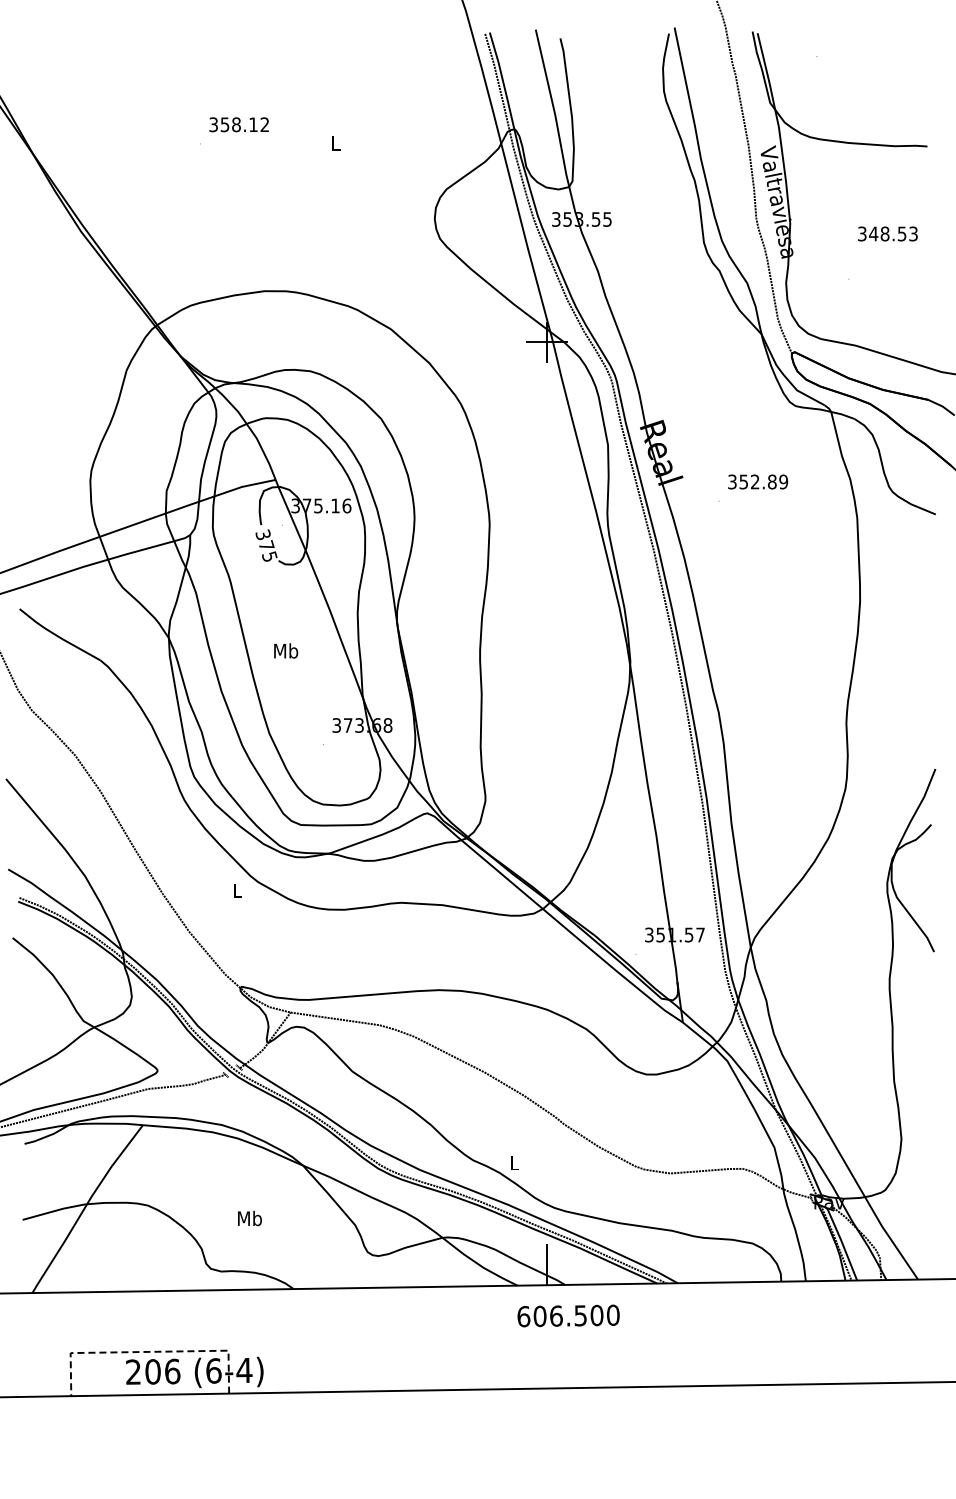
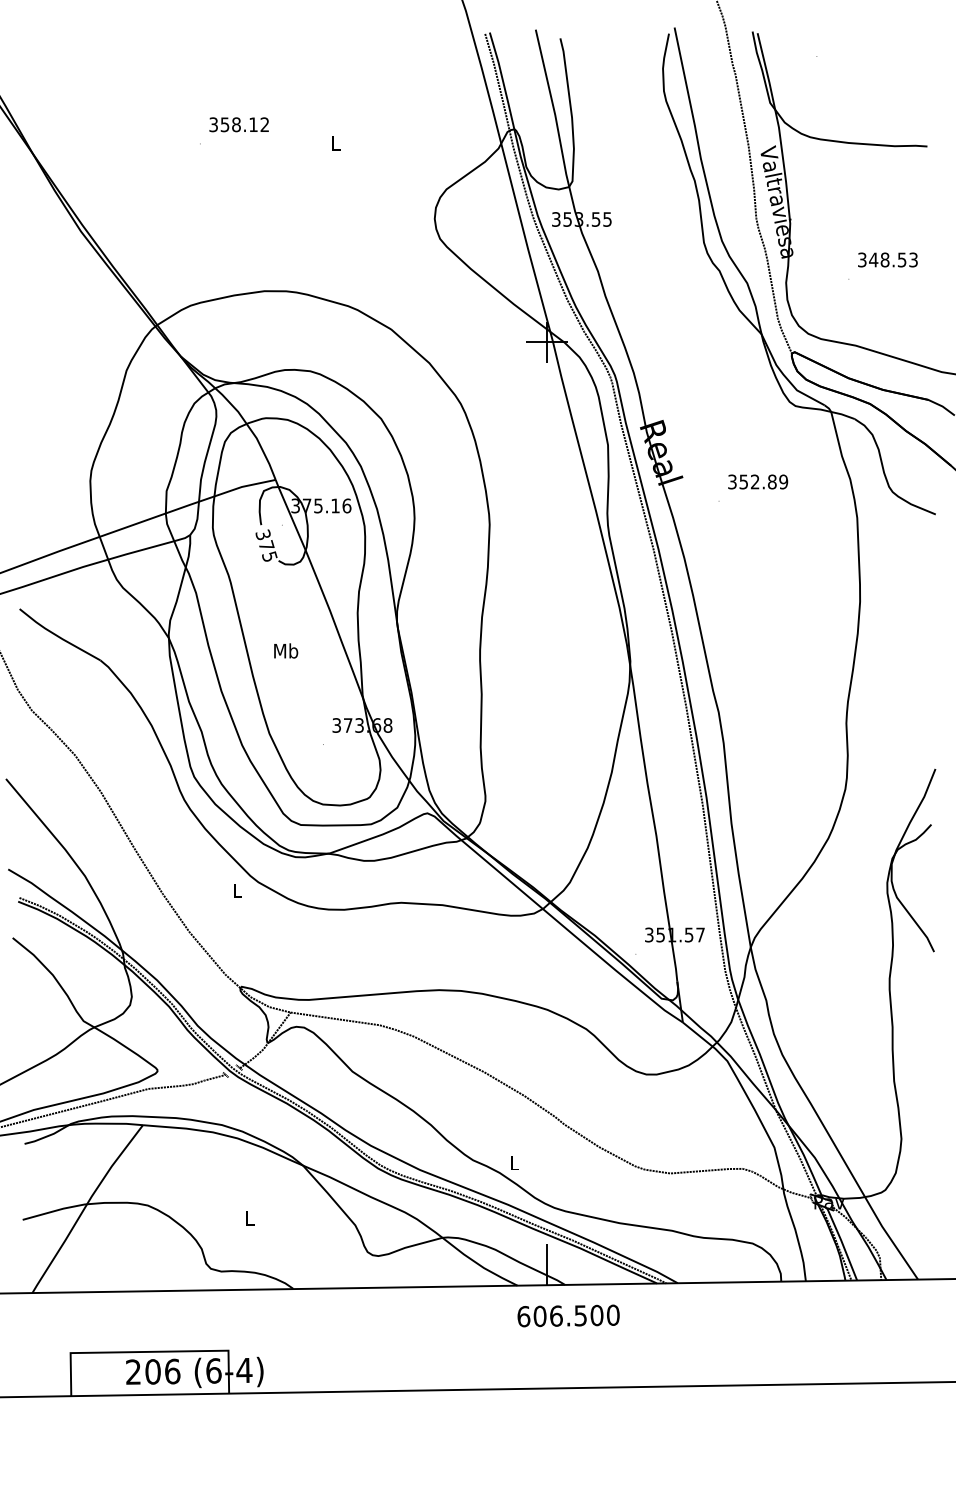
text position: (887, 233) -> (887, 259) (887, 259)
text: Mb -> L (249, 1218)
line: dashed -> solid (148, 1351)
